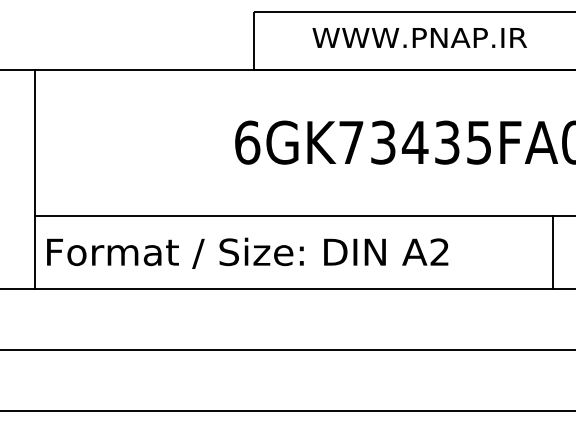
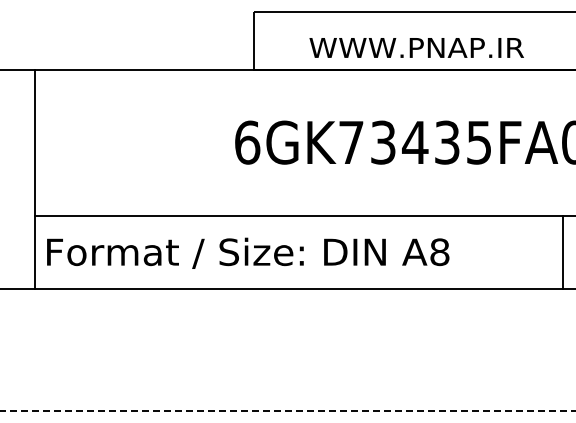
text position: (419, 37) -> (416, 47) (416, 47)
line position: (552, 251) -> (562, 251) (562, 251)
text: A2 -> A8 (439, 252)
line: present -> none (287, 349)
line: solid -> dashed (288, 410)
